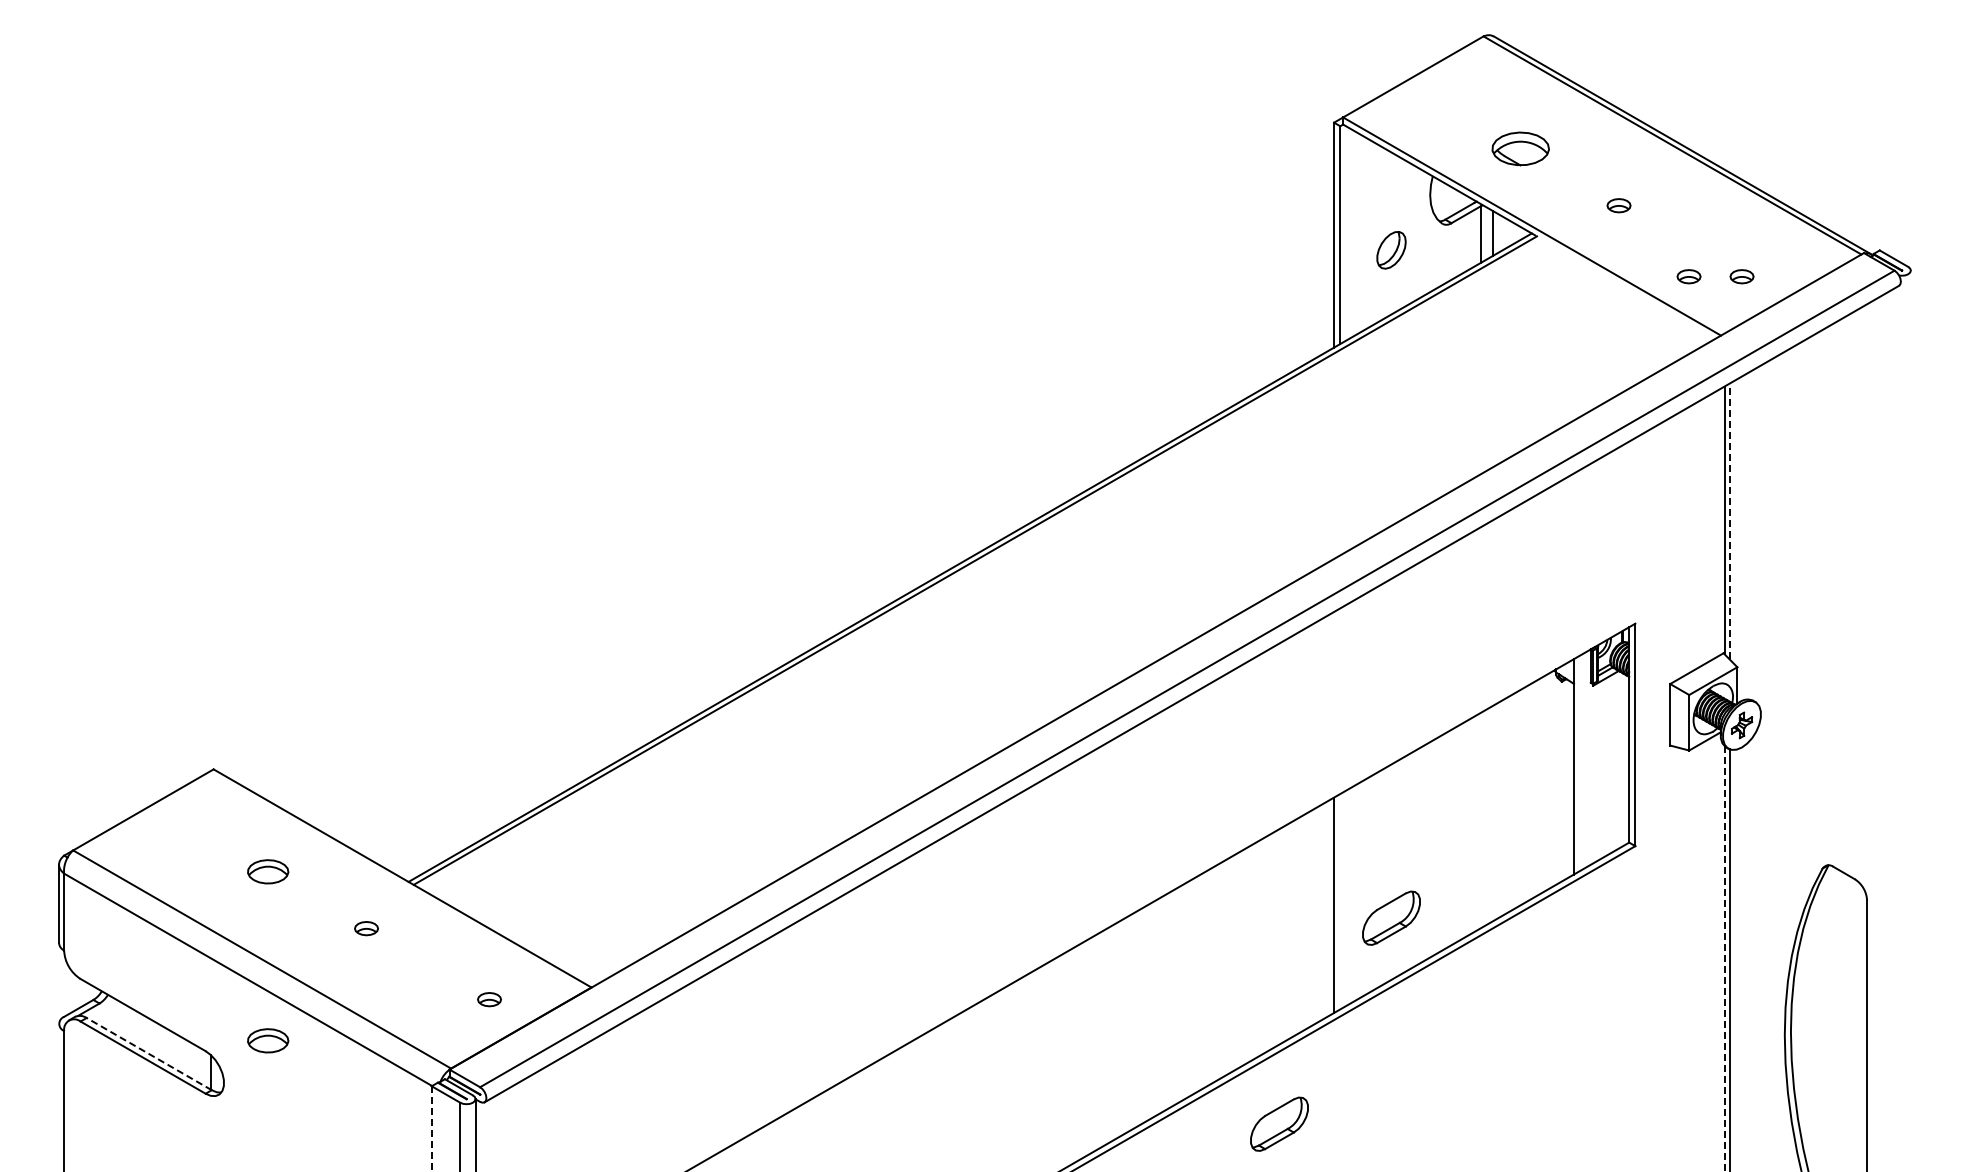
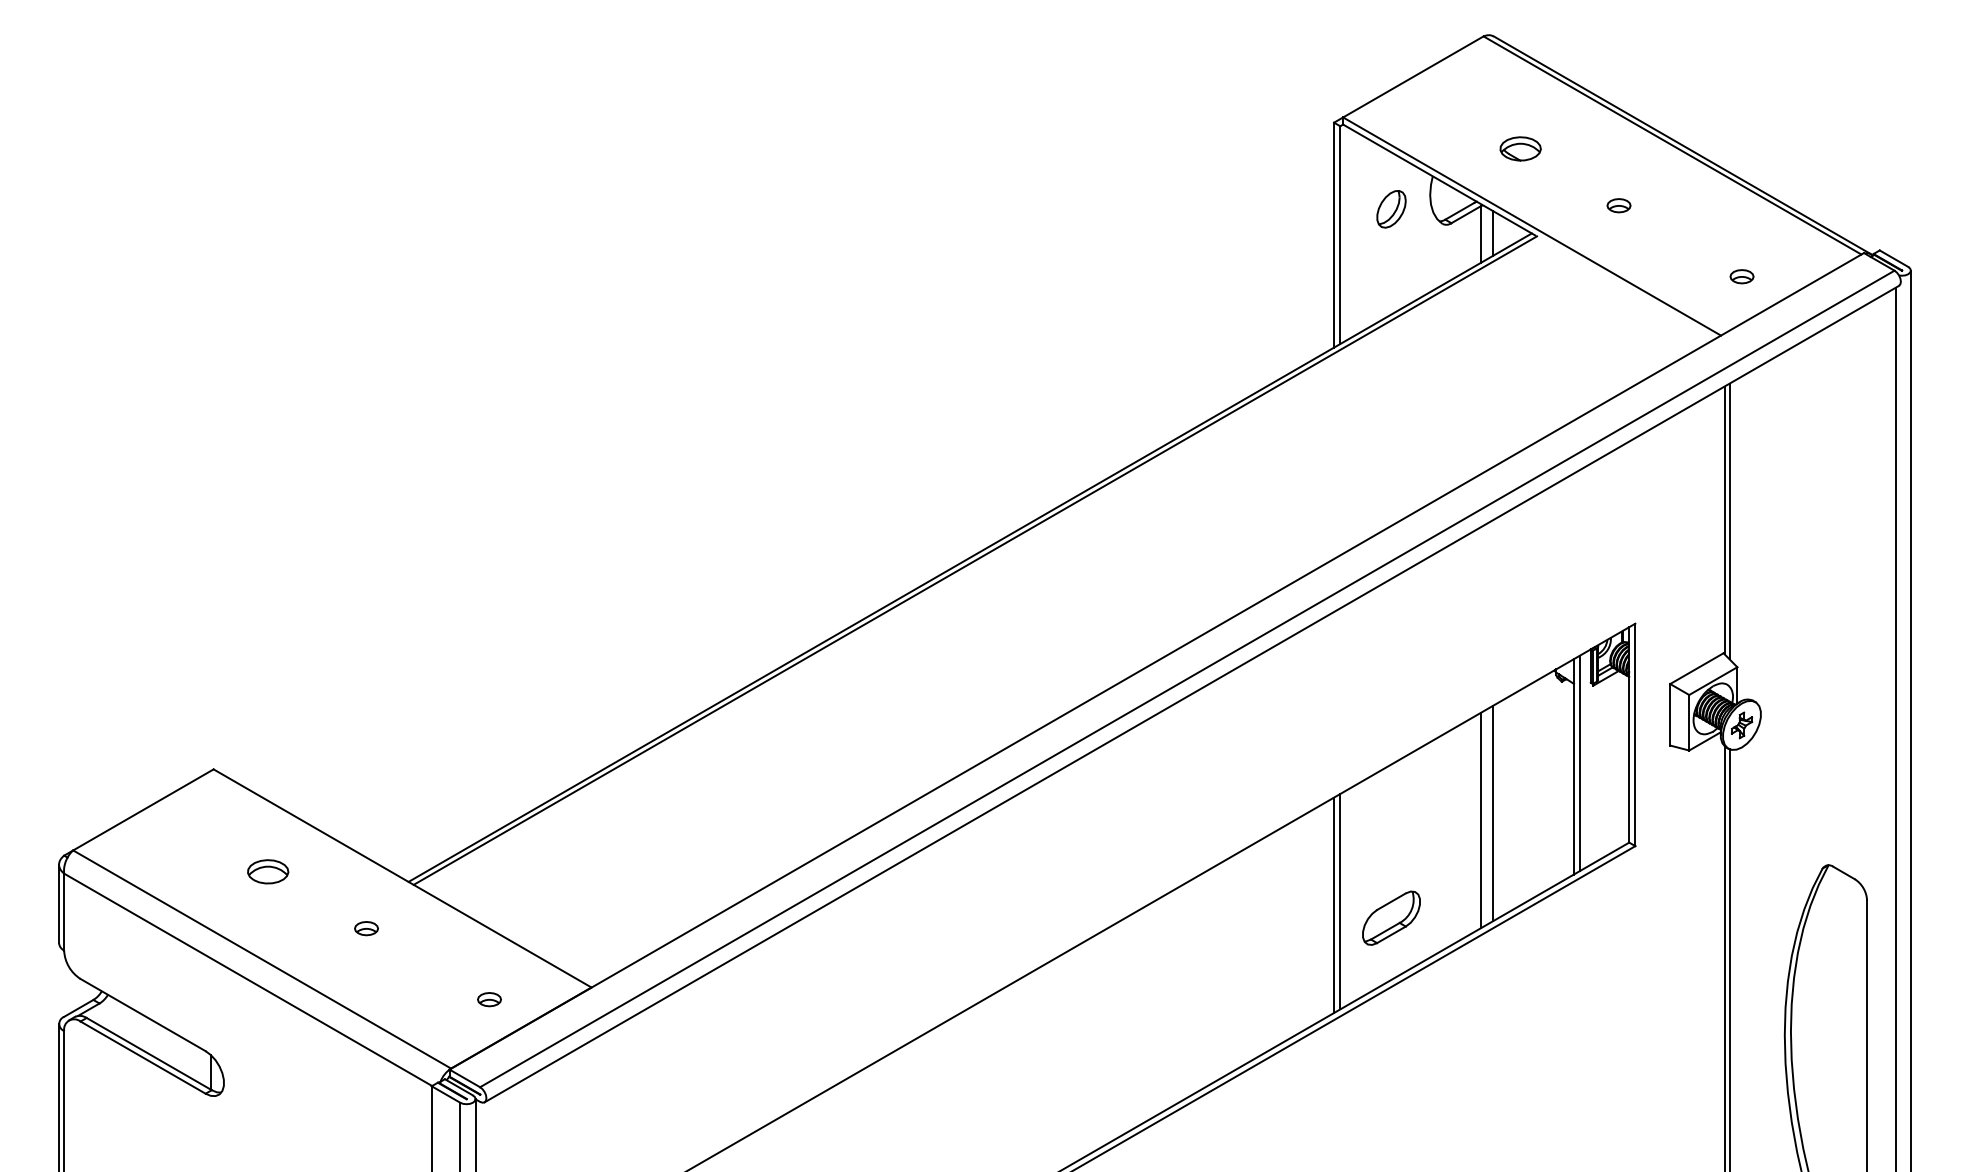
part size: 59x36 px -> 43x26 px (1520, 148)
part position: (1391, 250) -> (1391, 209) (1391, 209)
part: present -> none (1688, 276)
line: dashed -> solid (1729, 521)
line: none -> present (1910, 719)
line: none -> present (1895, 727)
line: none -> present (1580, 762)
line: none -> present (1492, 813)
line: none -> present (1480, 820)
line: none -> present (1340, 901)
line: dashed -> solid (1724, 958)
part: present -> none (268, 1040)
line: dashed -> solid (148, 1053)
line: none -> present (59, 1095)
part: present -> none (1279, 1123)
line: dashed -> solid (431, 1129)
